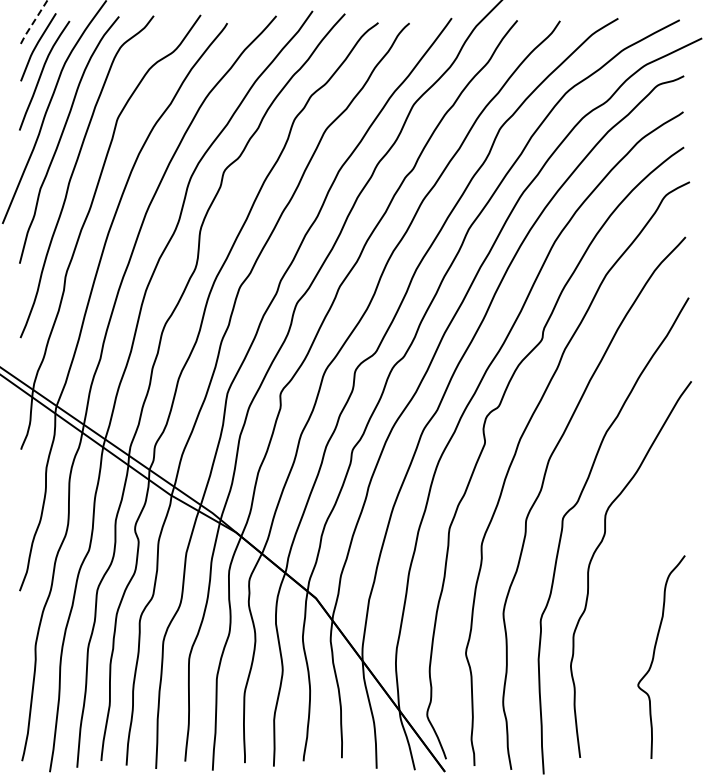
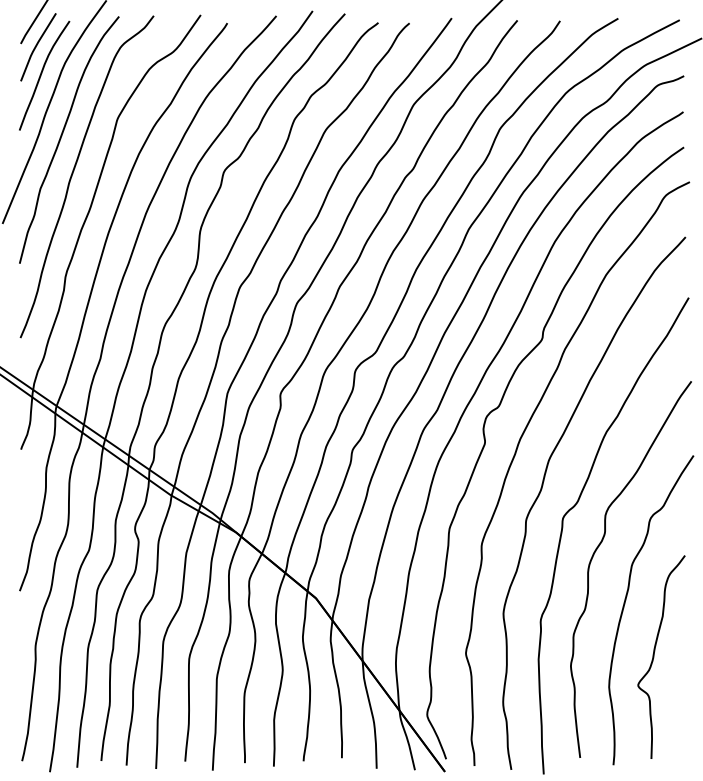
line: dashed -> solid (33, 21)
curve: none -> present (625, 604)
